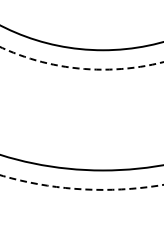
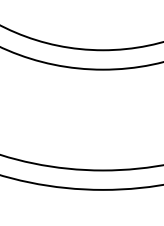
circle: dashed -> solid (81, 58)
circle: dashed -> solid (81, 182)
